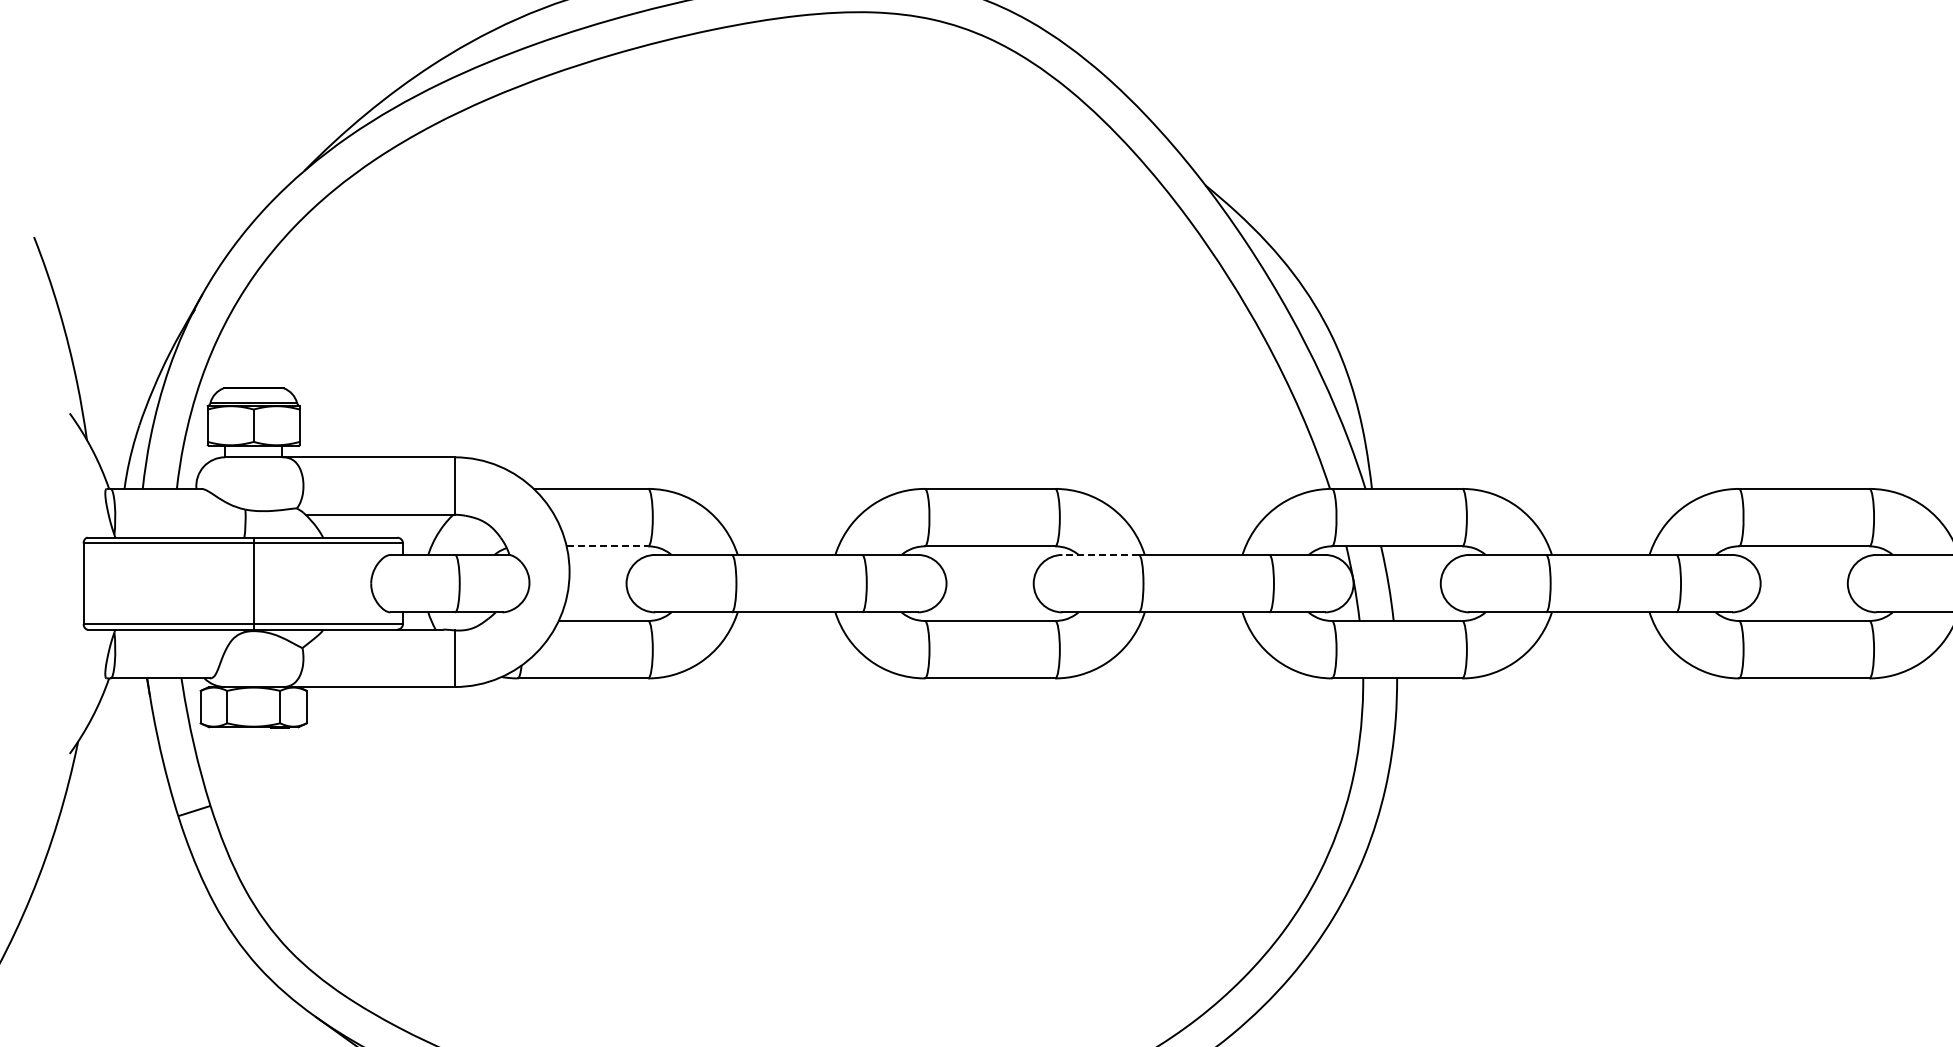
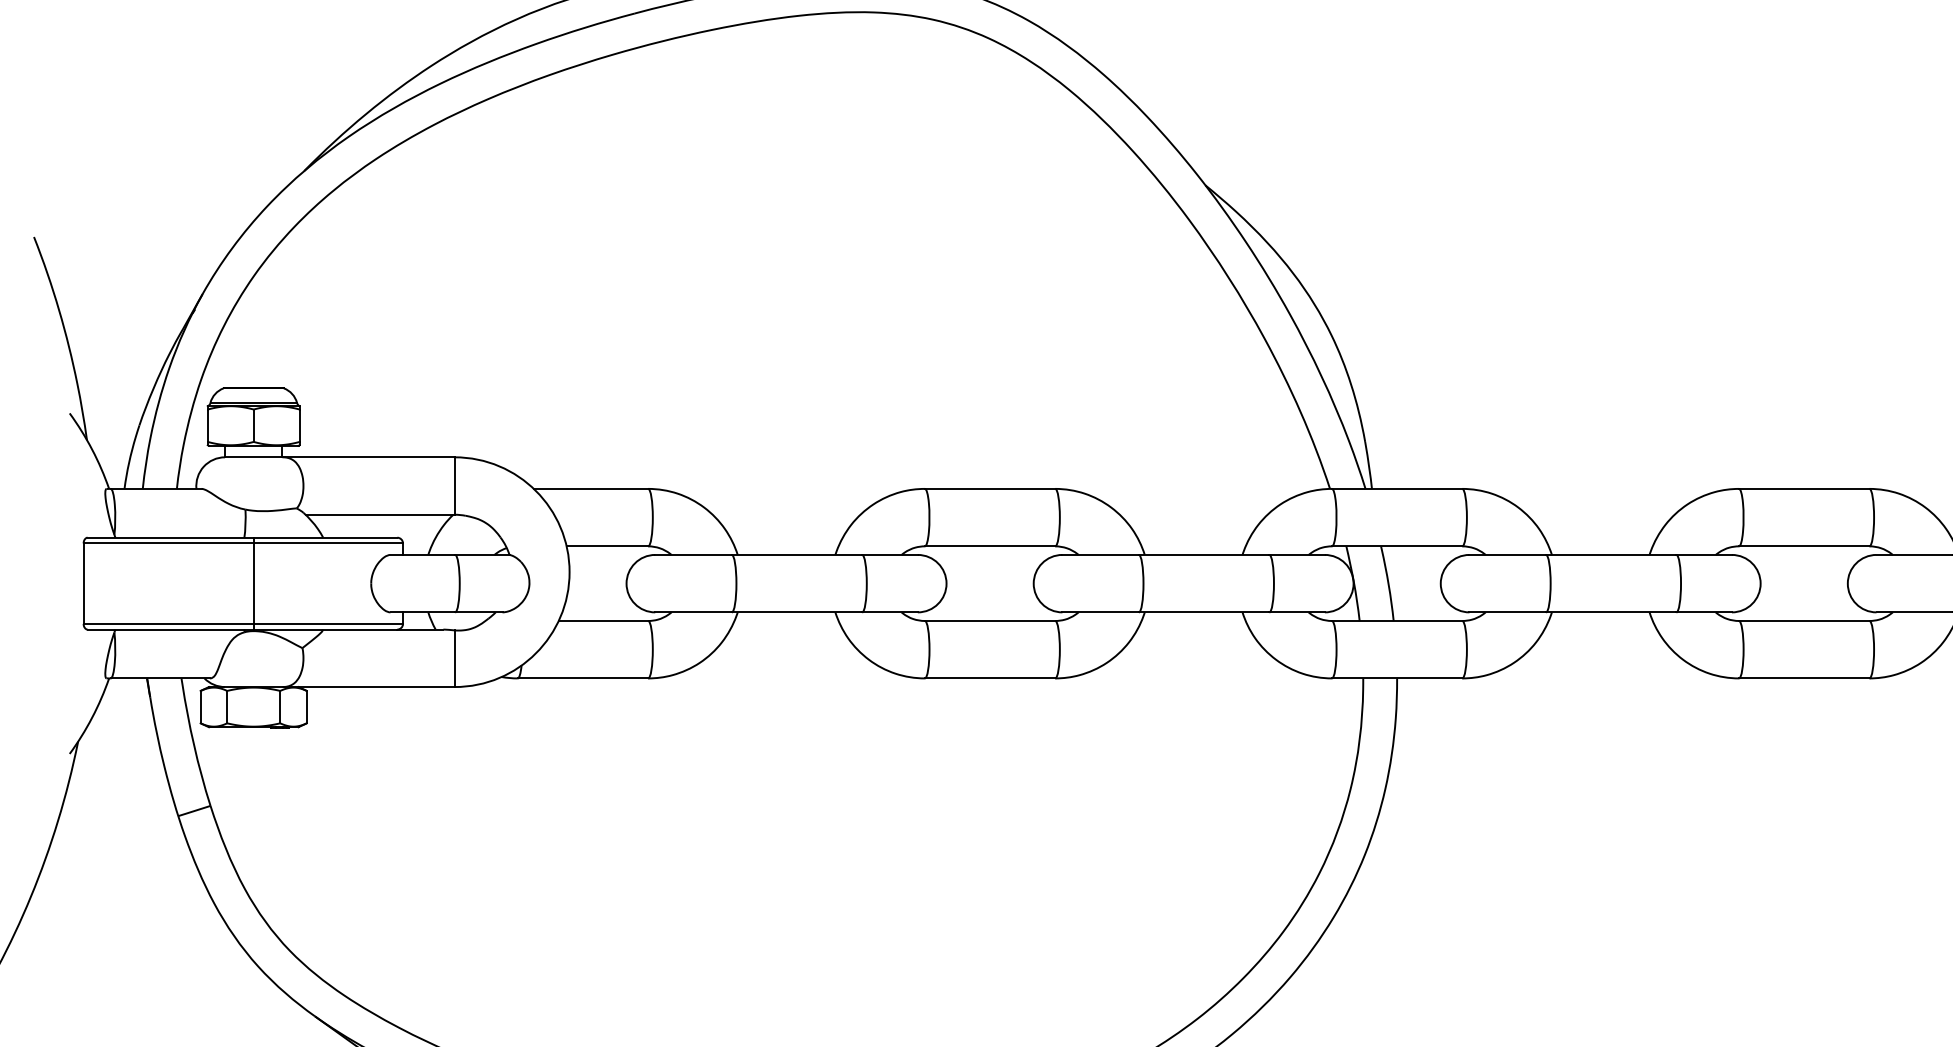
line: dashed -> solid (607, 546)
line: dashed -> solid (1100, 554)
